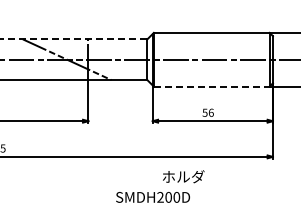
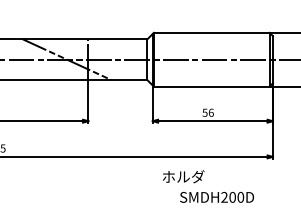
line: dashed -> solid (73, 39)
line: dashed -> solid (211, 86)
text position: (152, 197) -> (216, 197) (216, 197)
